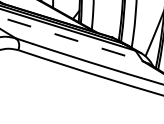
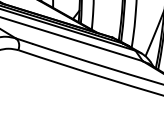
line: dashed -> solid (72, 39)
